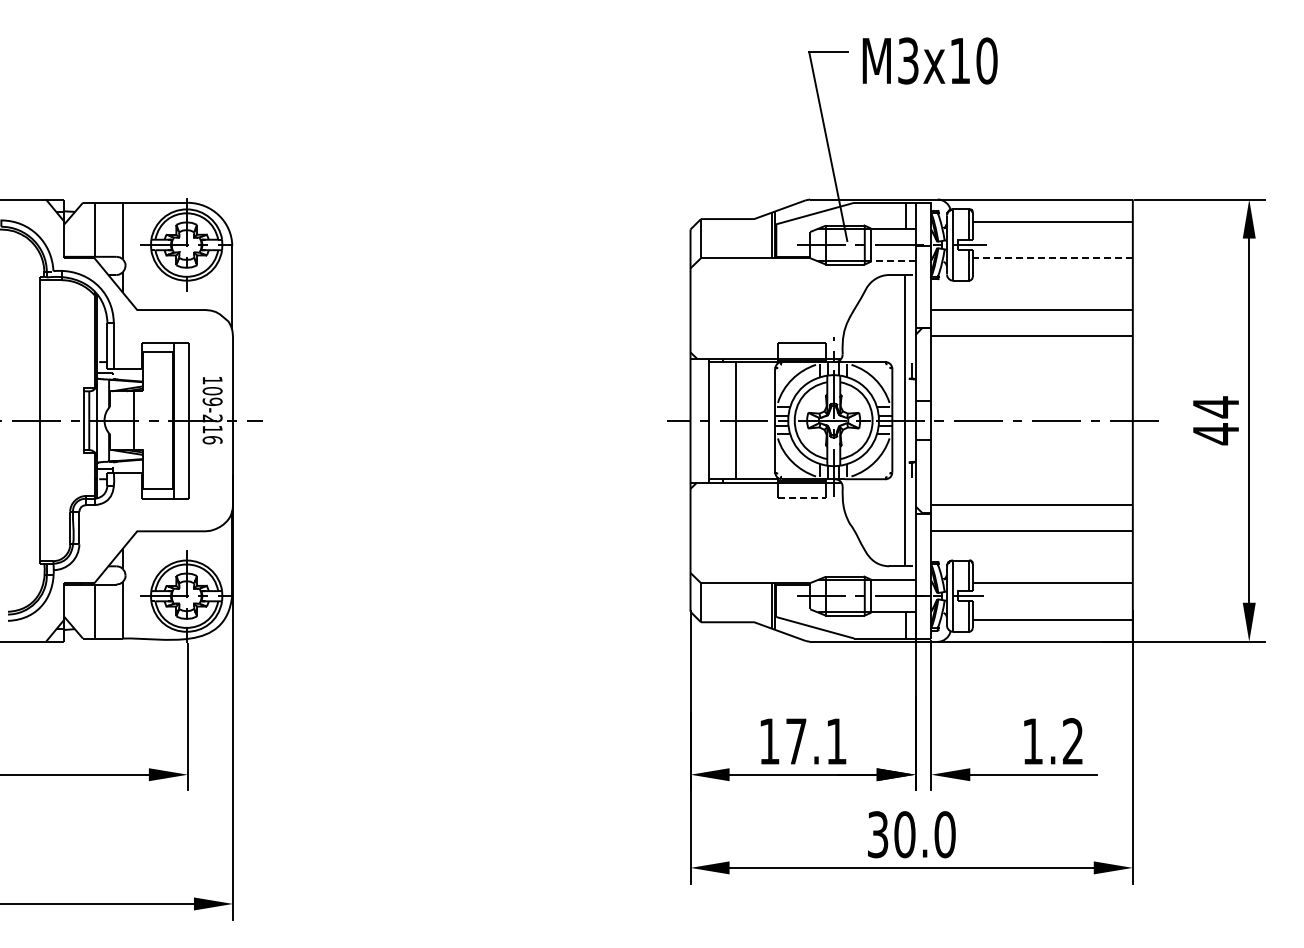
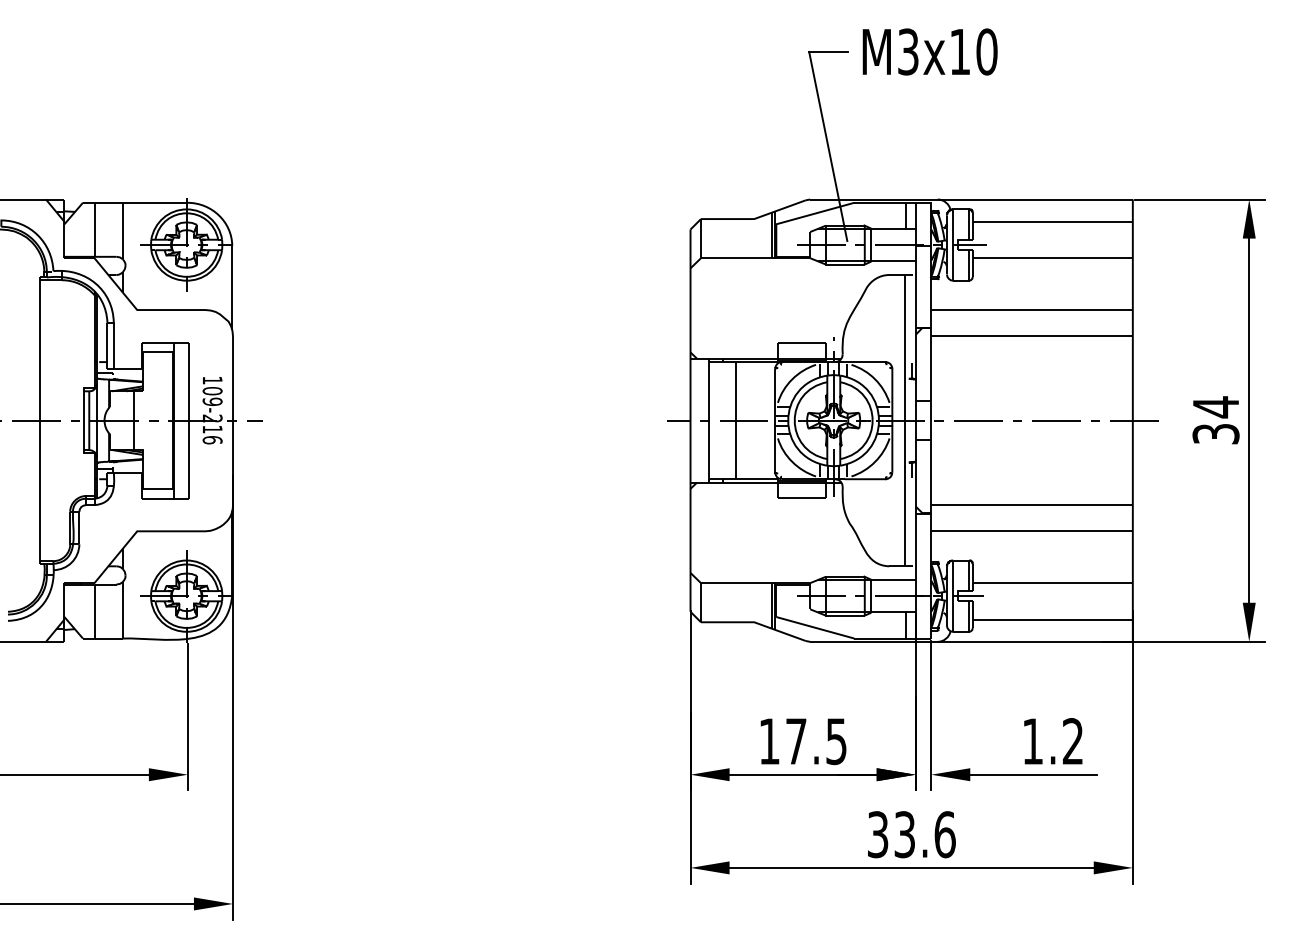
text position: (929, 60) -> (929, 51) (929, 51)
line: dashed -> solid (1052, 258)
line: dashed -> solid (893, 261)
text: 44 -> 34 (1215, 434)
line: dashed -> solid (802, 498)
text: 17.1 -> 17.5 (836, 741)
text: 30.0 -> 33.6 (924, 834)
